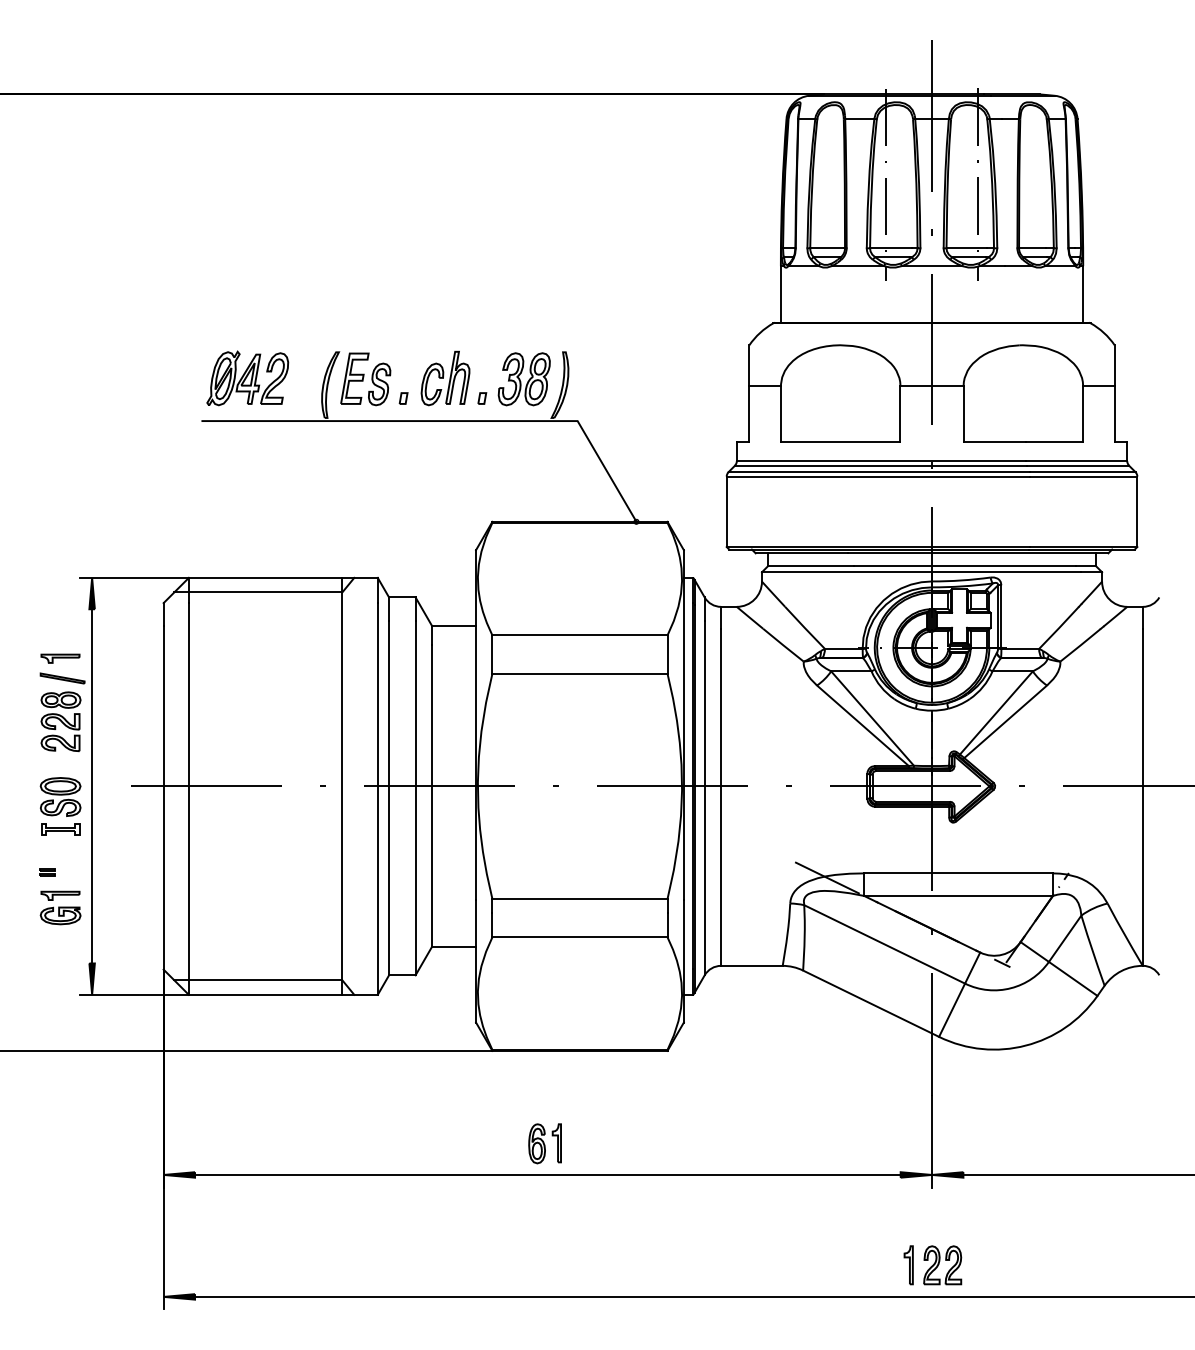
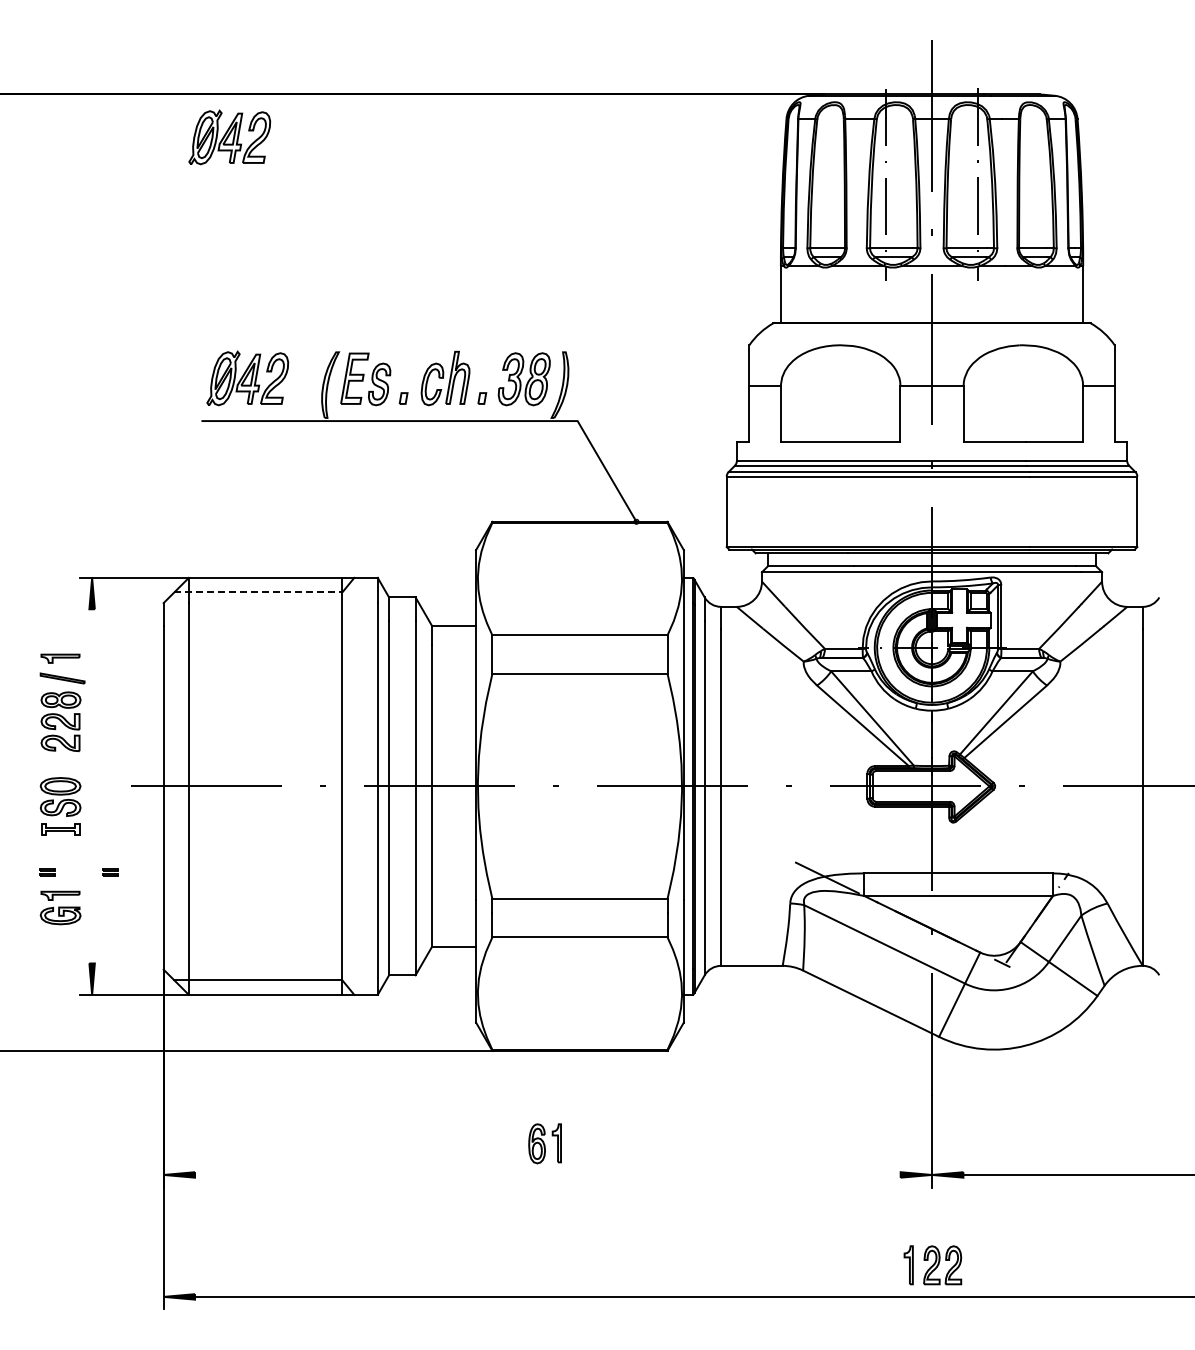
part: none -> present (229, 137)
line: solid -> dashed (258, 592)
line: present -> none (92, 786)
part: none -> present (110, 872)
line: present -> none (547, 1174)
